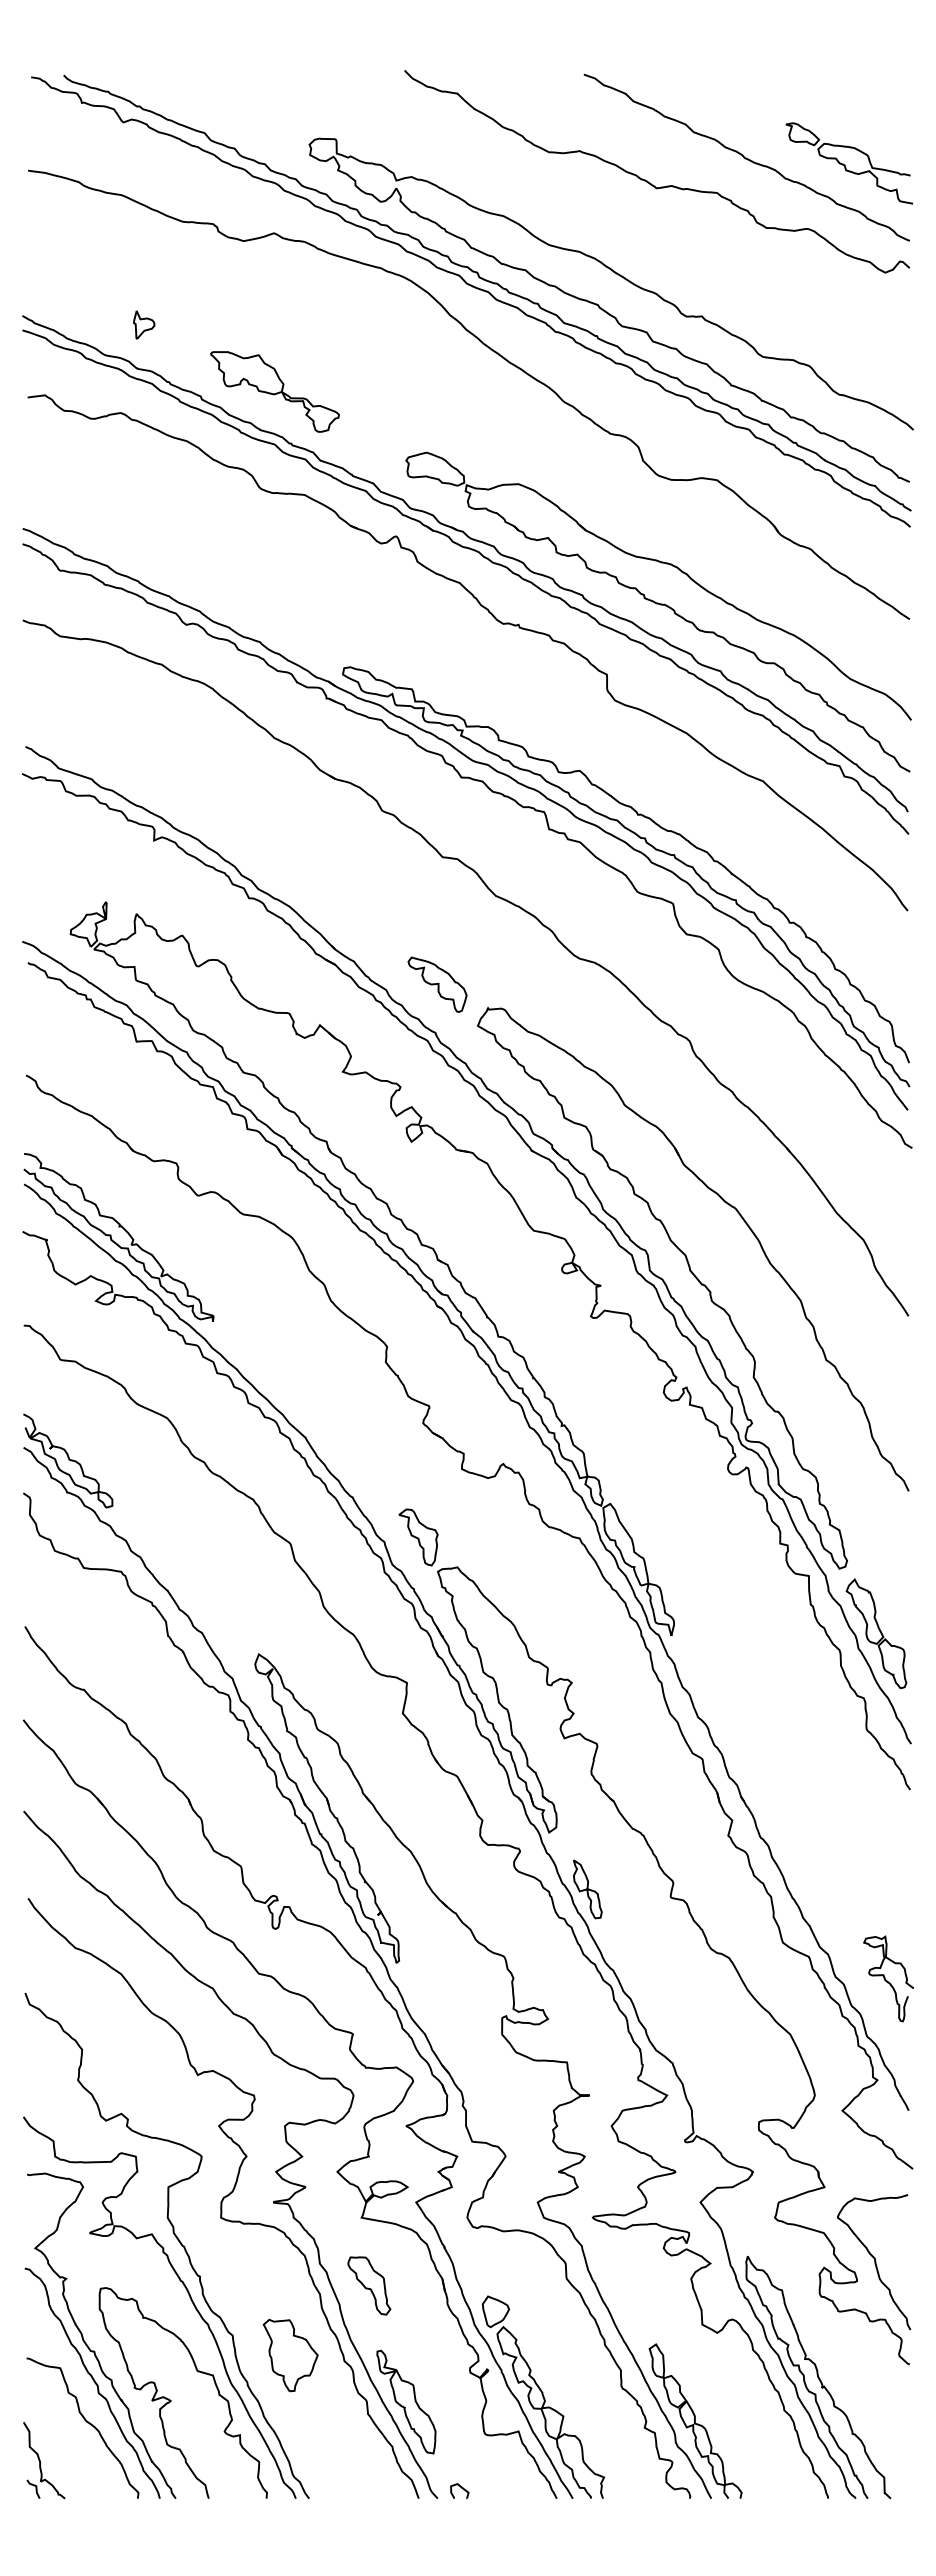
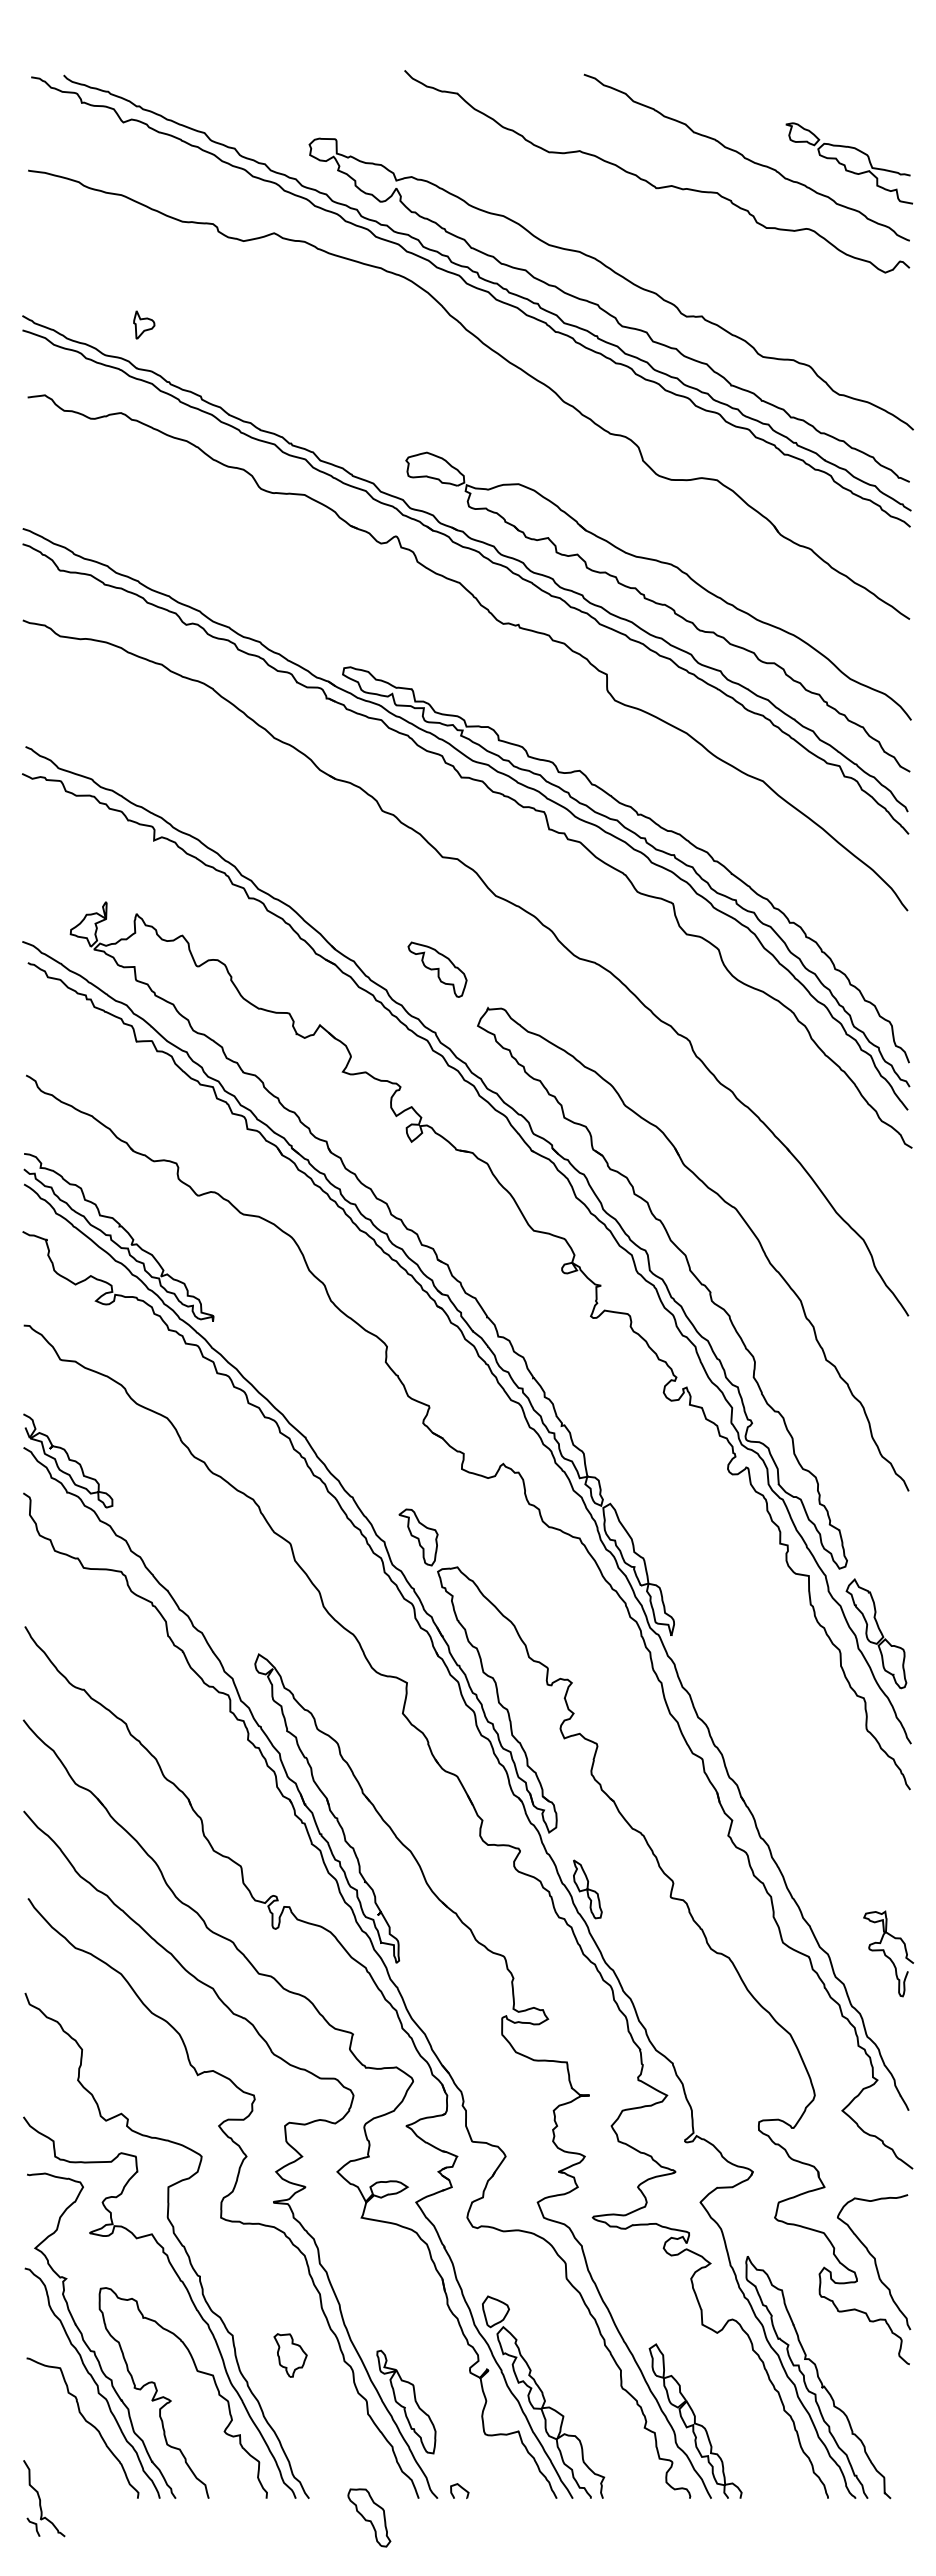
part: present -> none (274, 391)
part position: (437, 984) -> (437, 969) (437, 969)
curve position: (886, 1979) -> (886, 1954) (886, 1954)
part position: (369, 2285) -> (369, 2517) (369, 2517)
part size: 57x75 px -> 35x45 px (290, 2355)
part position: (44, 2460) -> (44, 2498) (44, 2498)
